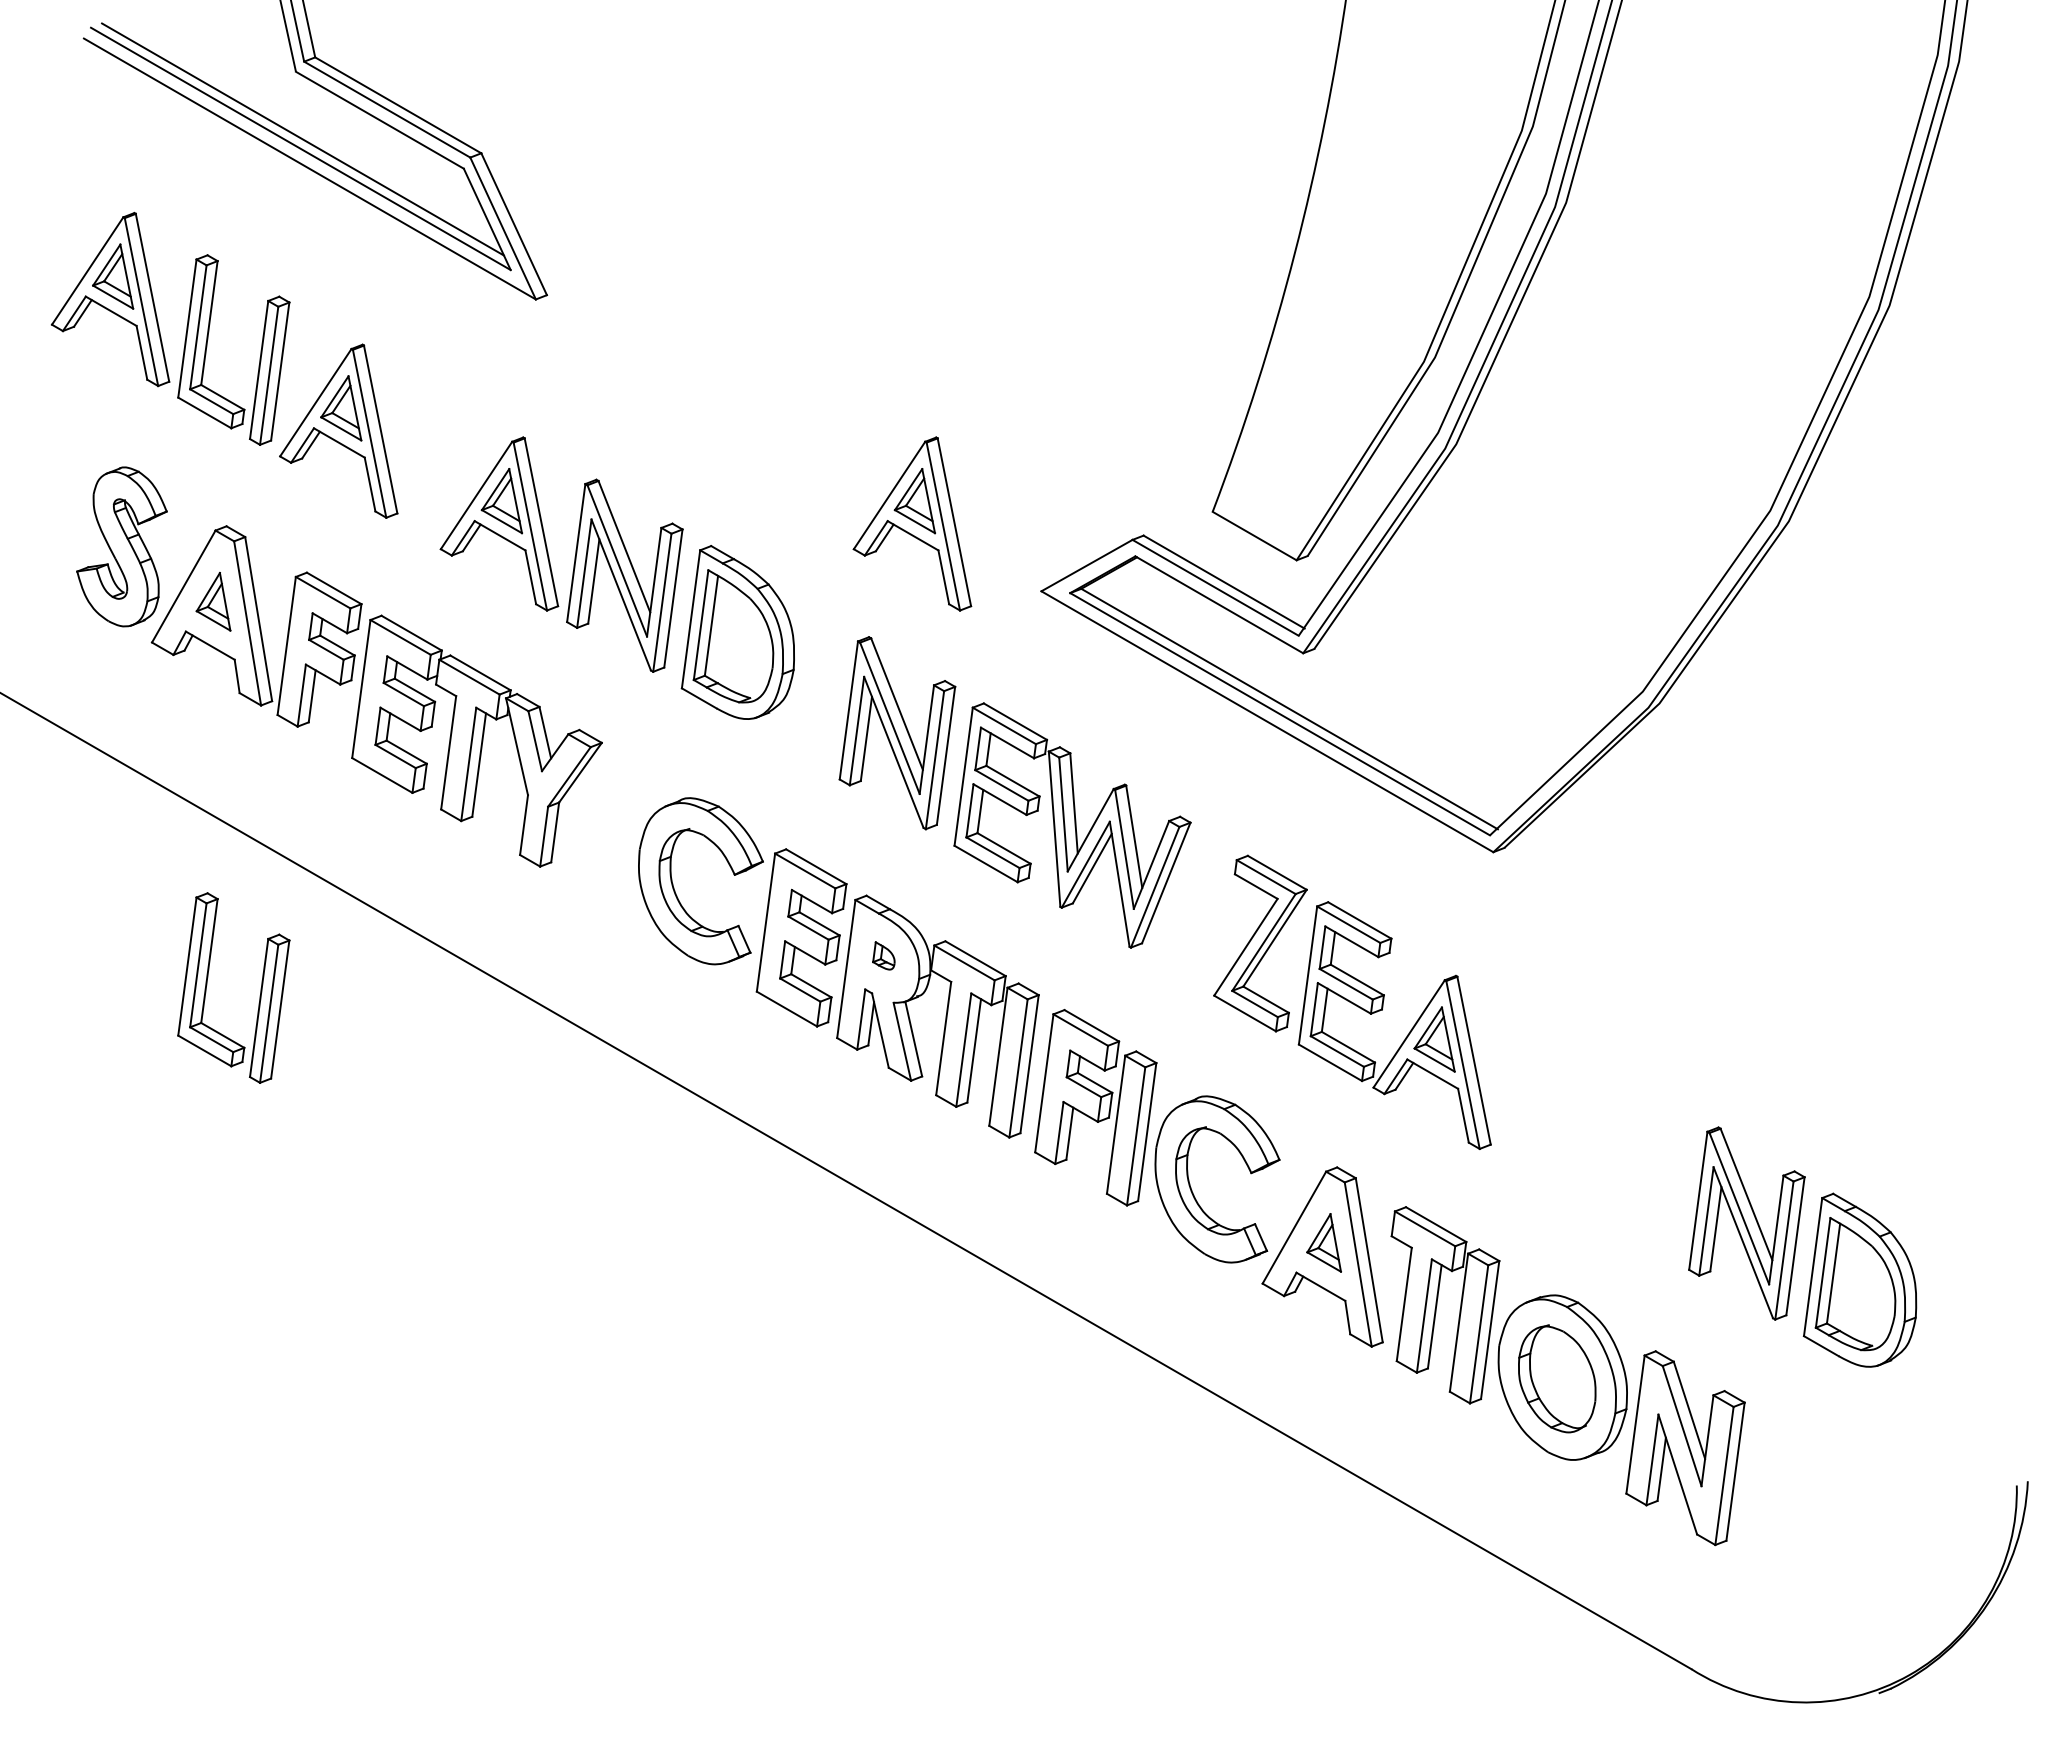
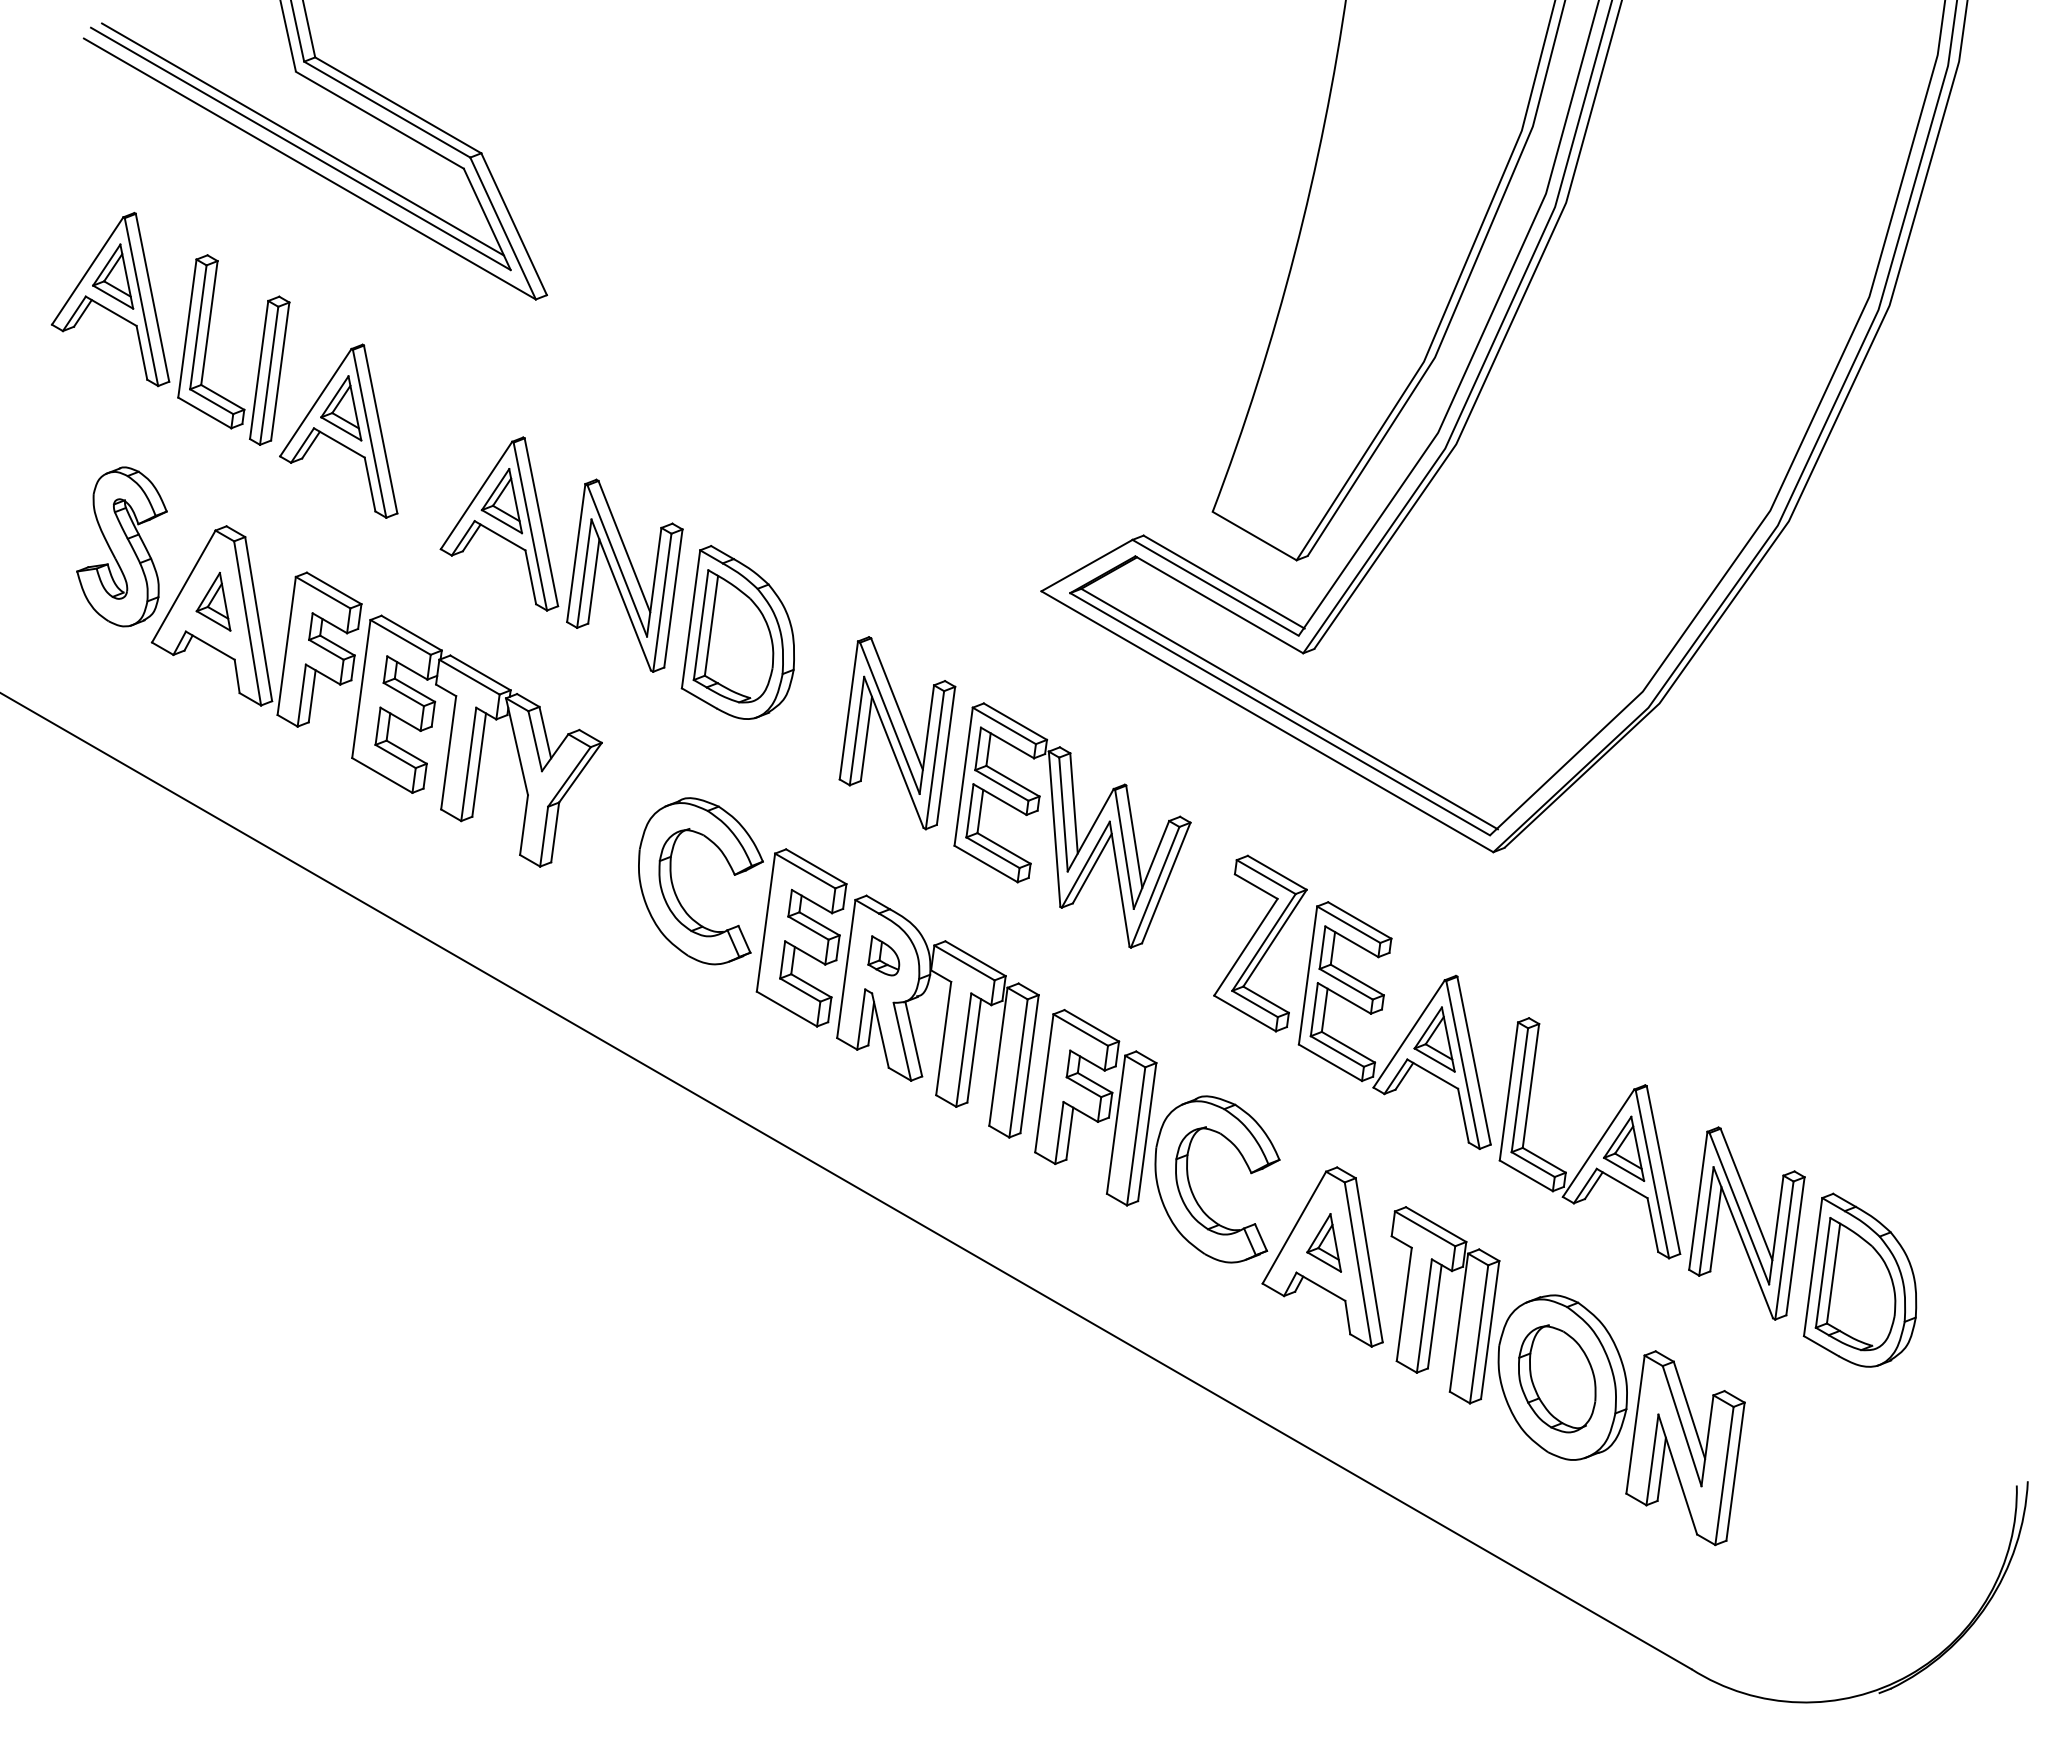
part: present -> none (912, 523)
part size: 24x30 px -> 34x42 px (883, 955)
part: present -> none (207, 985)
part: none -> present (1596, 1144)
